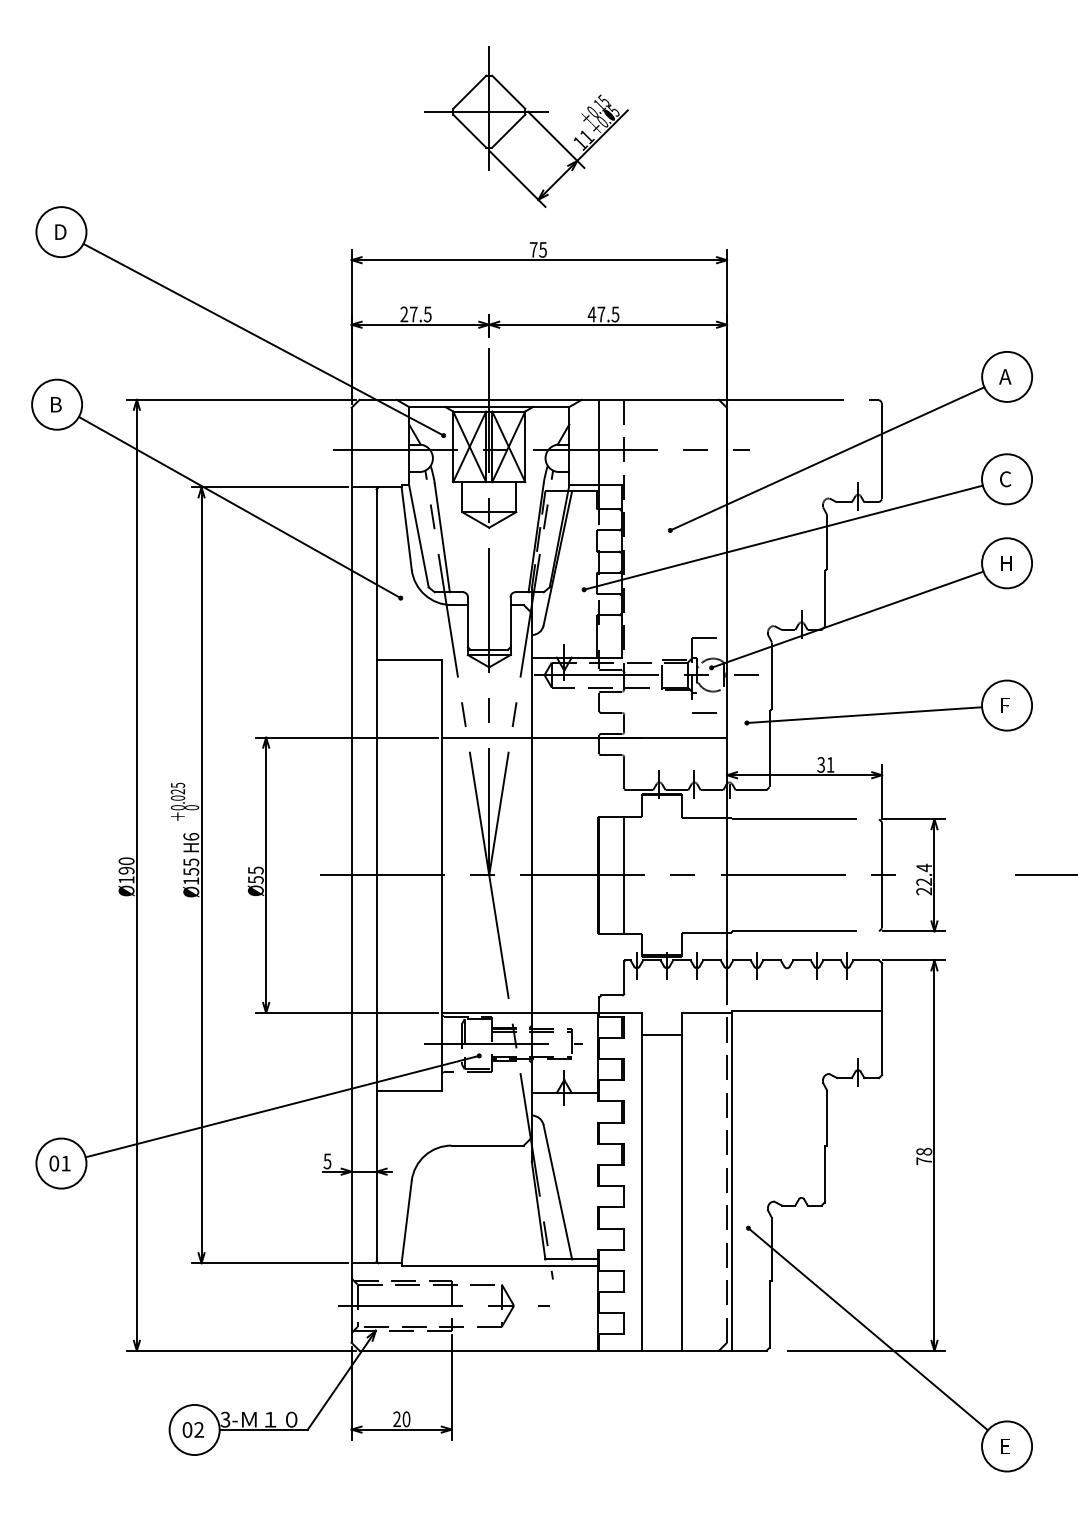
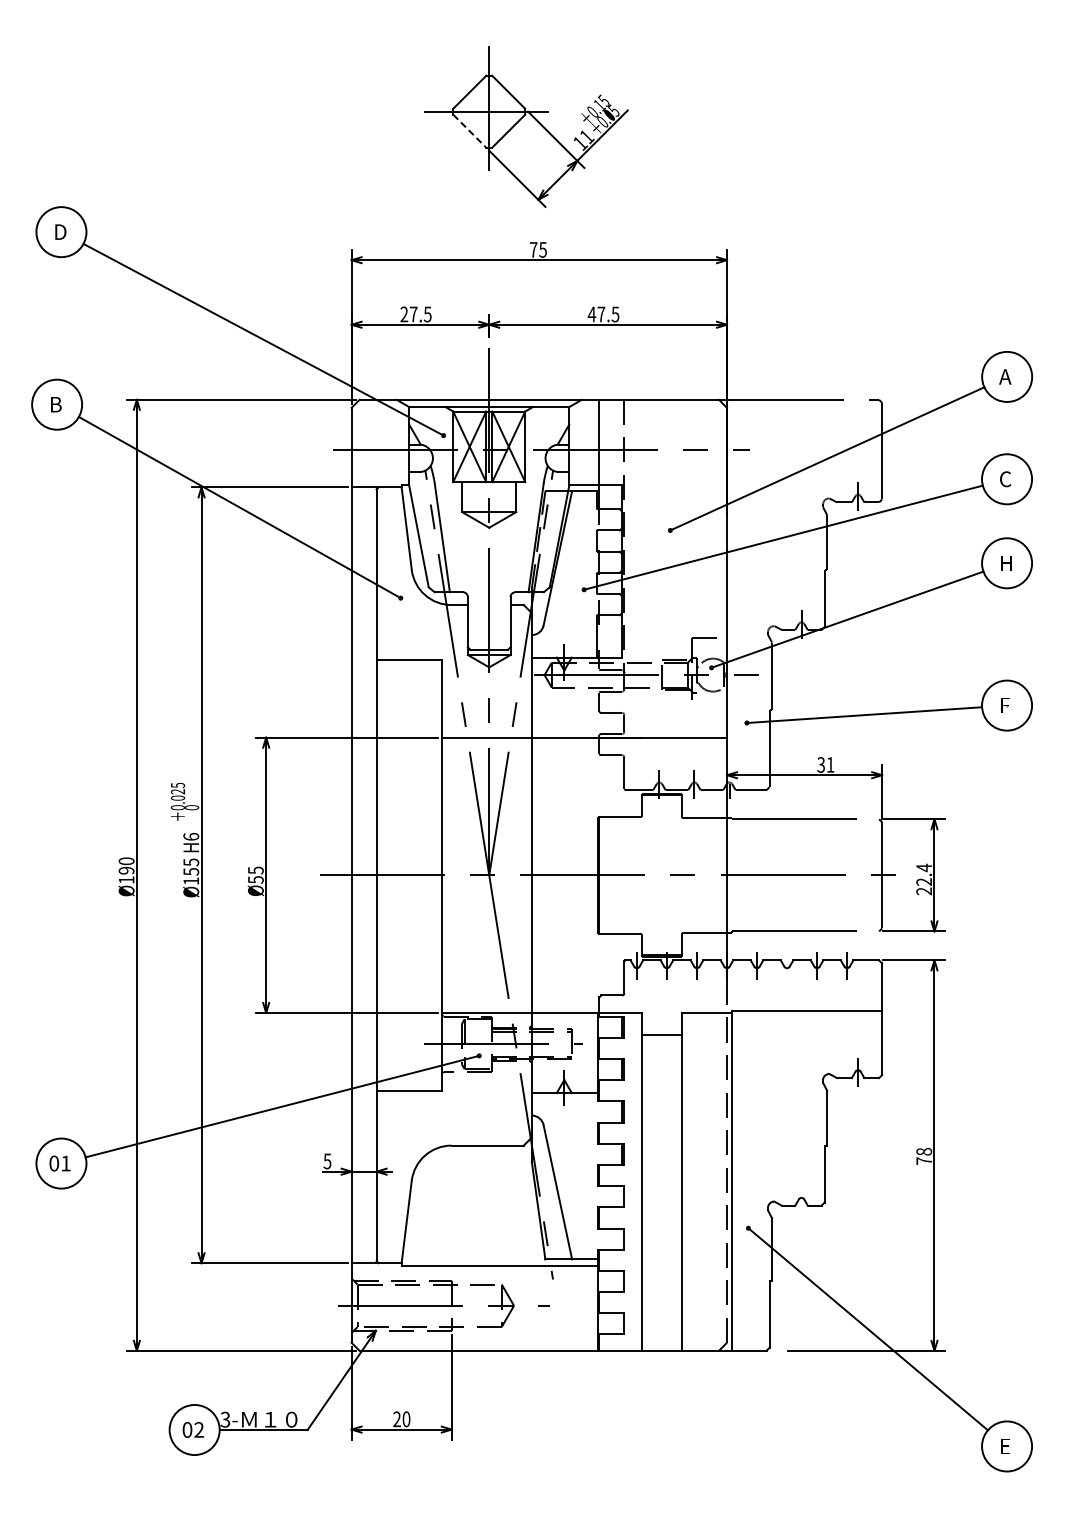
line: solid -> dashed (470, 131)
line: present -> none (704, 712)
line: present -> none (624, 875)
line: present -> none (1044, 875)
